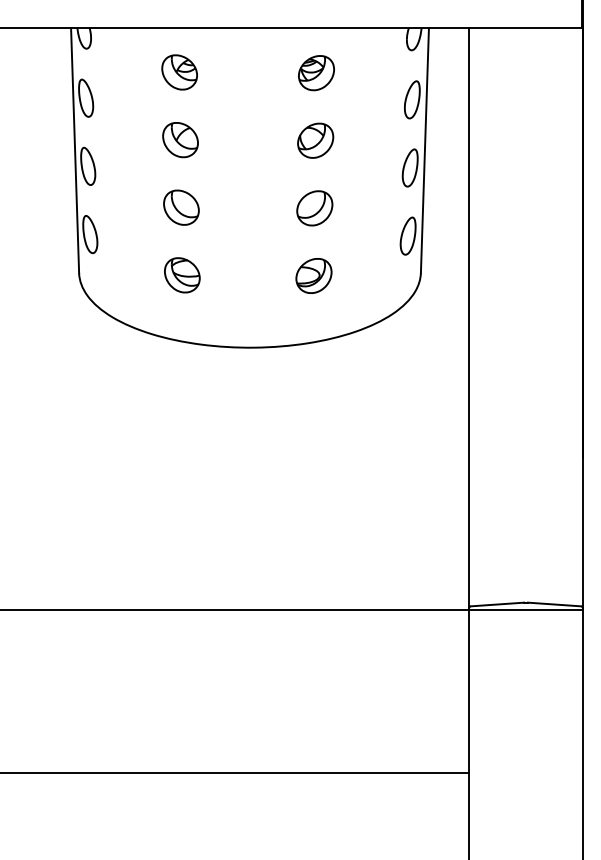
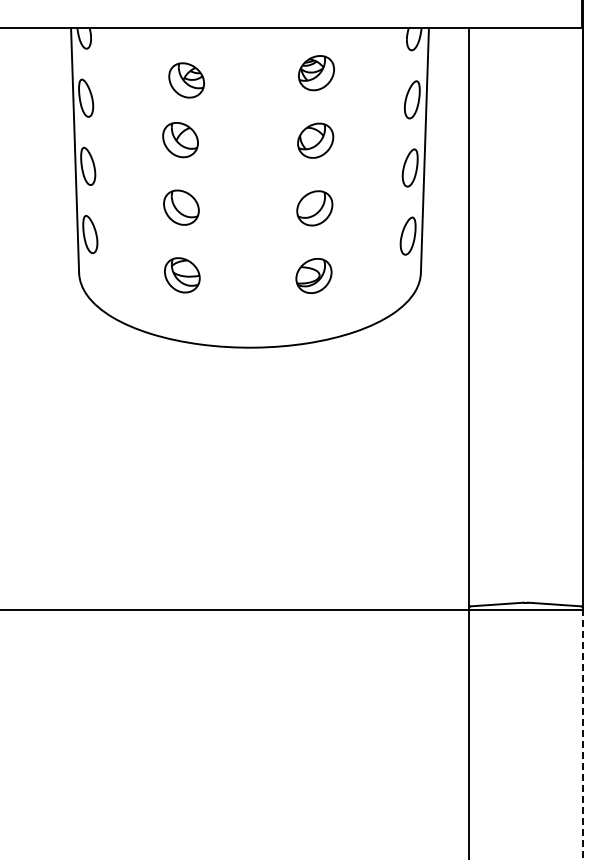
part position: (179, 72) -> (186, 80) (186, 80)
line: solid -> dashed (582, 734)
line: present -> none (235, 773)
